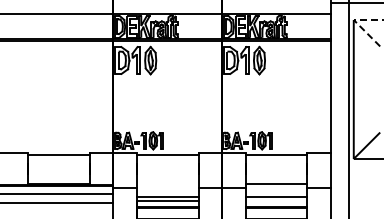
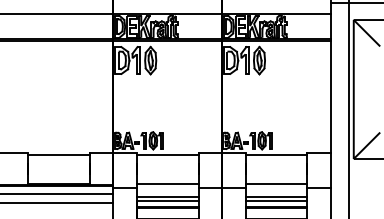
line: dashed -> solid (355, 22)
line: none -> present (167, 183)
line: none -> present (276, 201)
